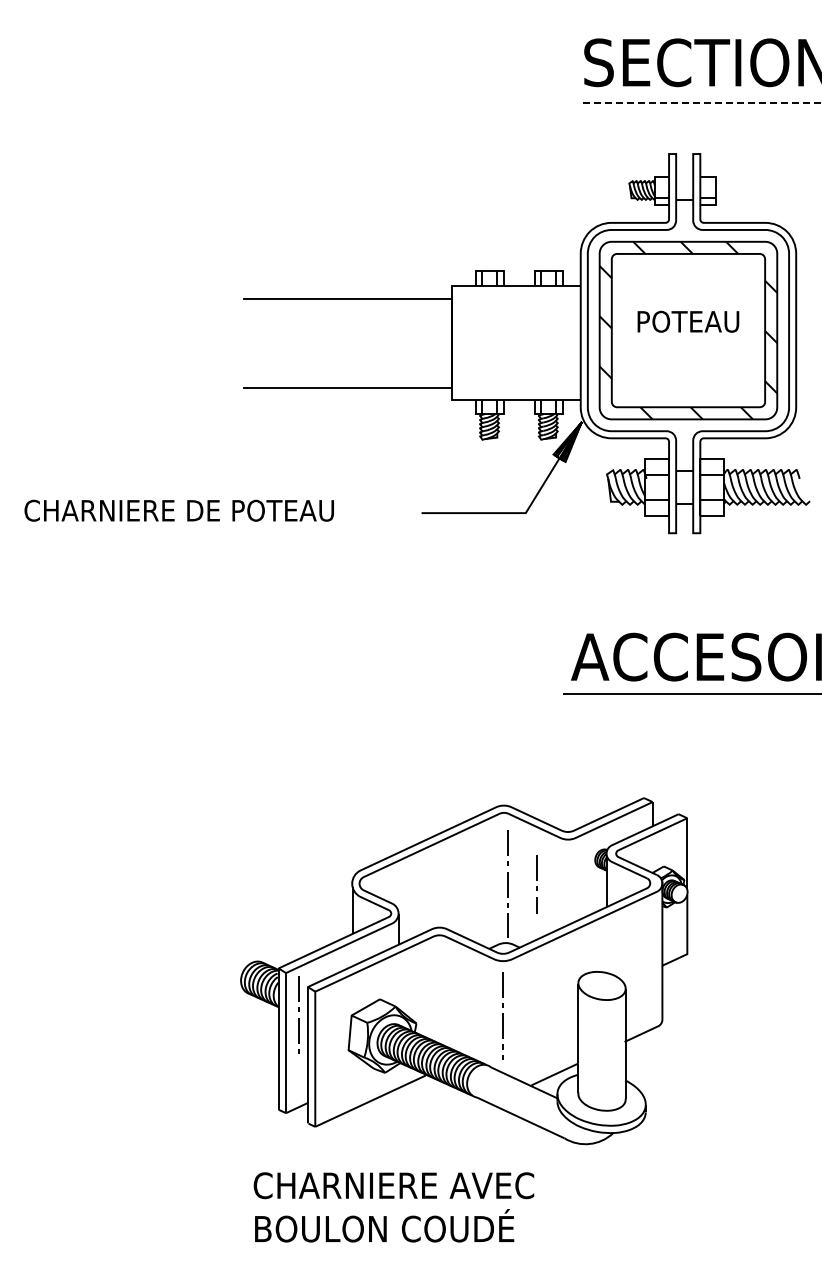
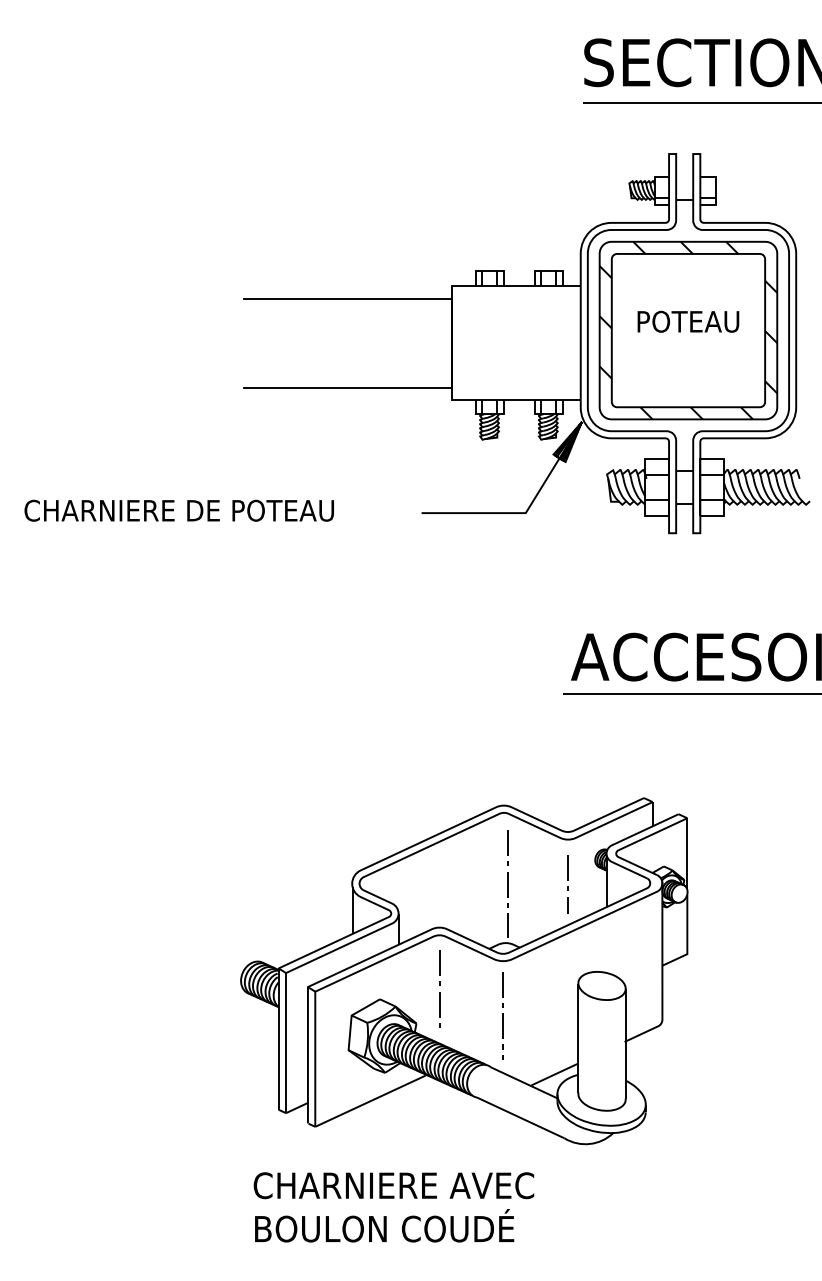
line: dashed -> solid (702, 103)
line position: (536, 886) -> (567, 886) (567, 886)
line position: (298, 1011) -> (439, 985) (439, 985)
